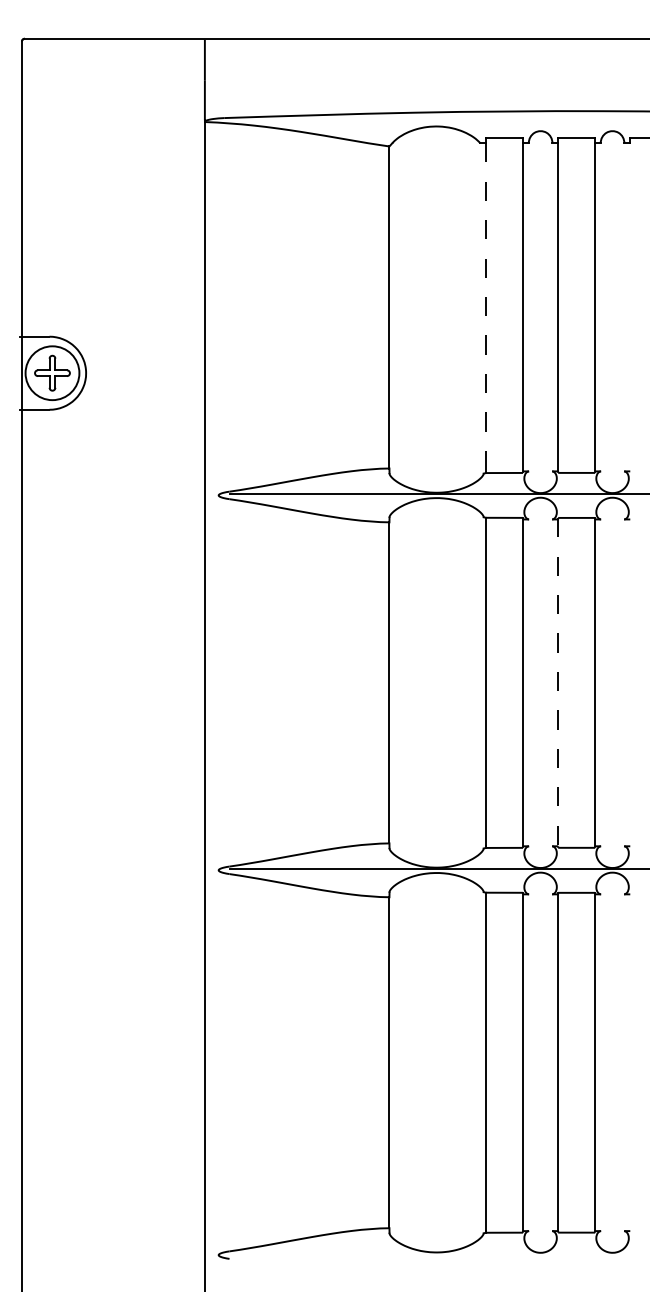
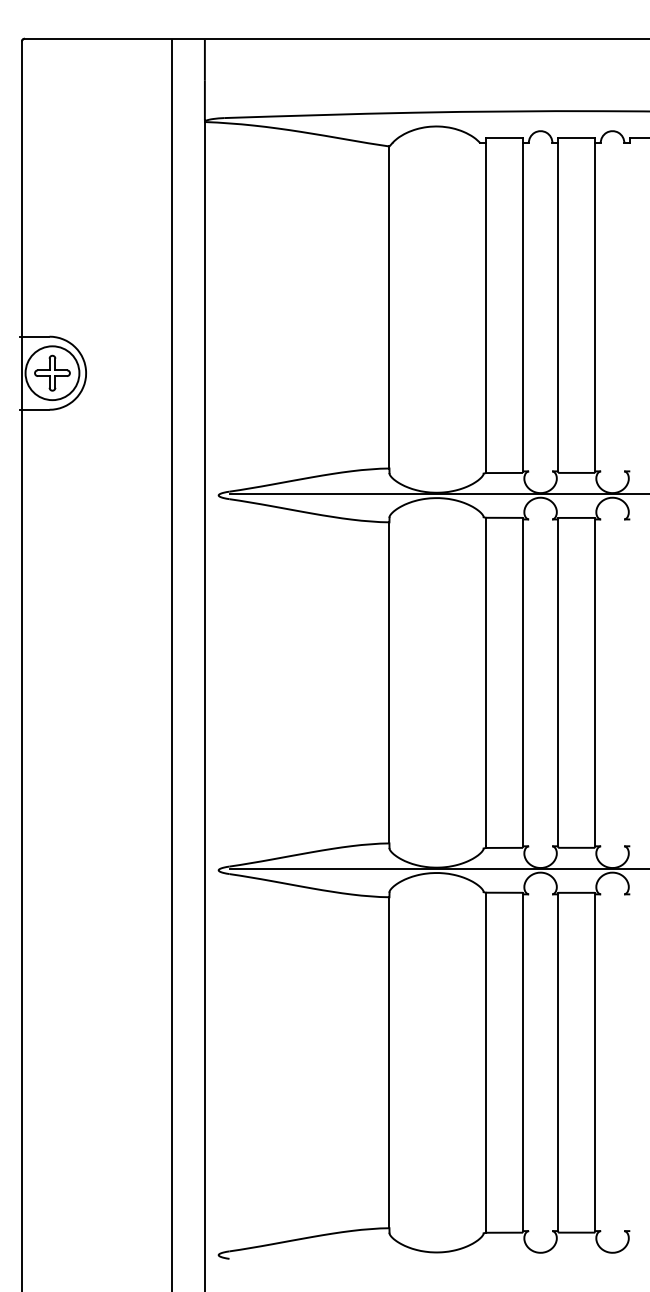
line: dashed -> solid (486, 307)
line: none -> present (171, 663)
line: dashed -> solid (558, 682)
